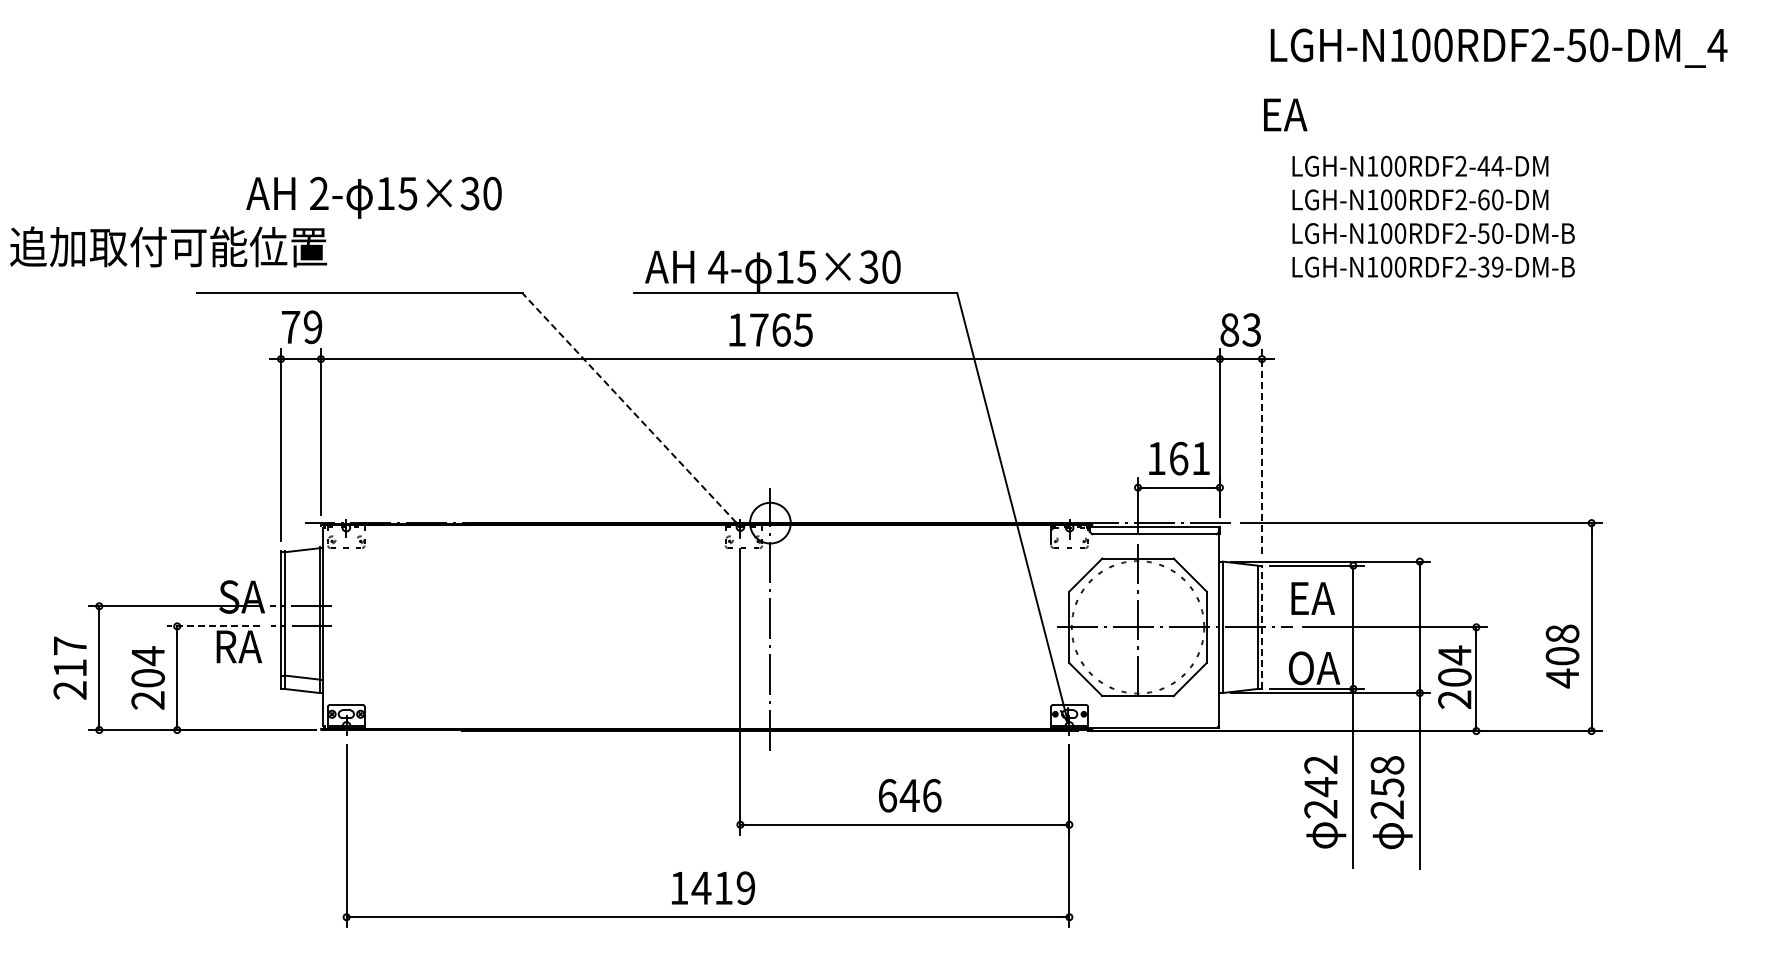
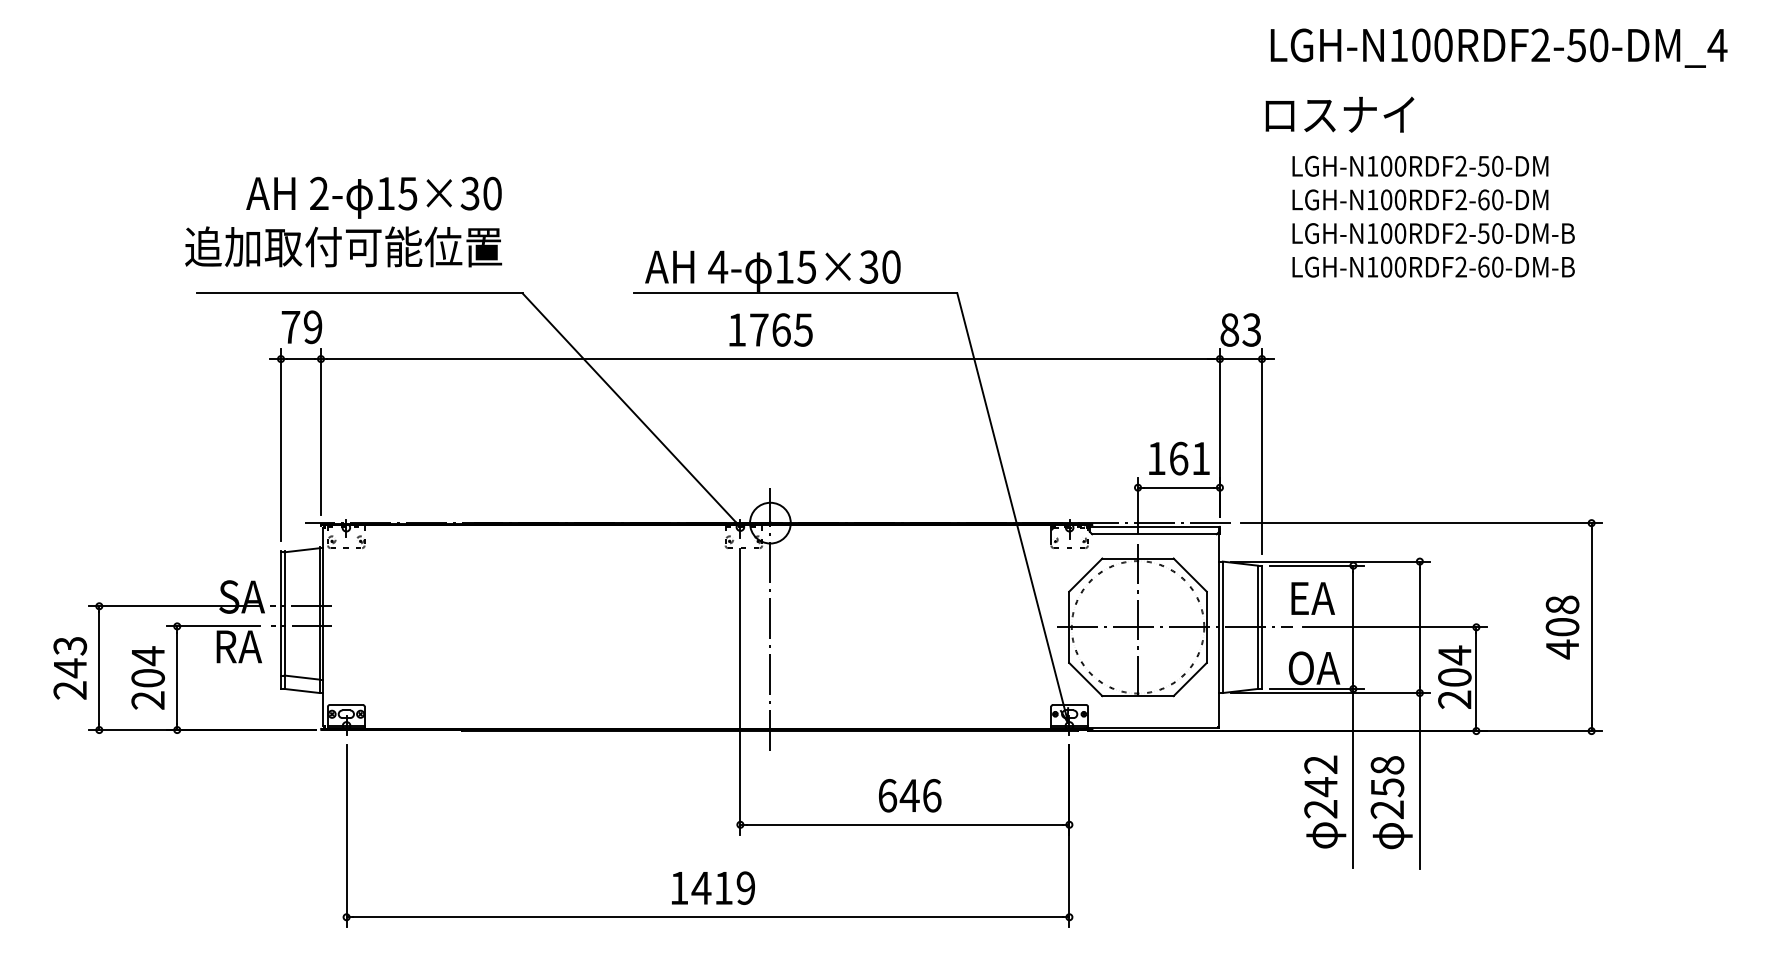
text: EA -> ロスナイ (1339, 114)
text: LGH-N100RDF2-44-DM -> LGH-N100RDF2-50-DM (1490, 165)
text position: (168, 246) -> (343, 246) (343, 246)
text: LGH-N100RDF2-39-DM-B -> LGH-N100RDF2-60-DM-B (1490, 266)
line: dashed -> solid (629, 408)
line: dashed -> solid (1262, 451)
line: dashed -> solid (213, 626)
line: dashed -> solid (1262, 627)
text position: (1562, 656) -> (1562, 627) (1562, 627)
text: 217 -> 243 (70, 657)
